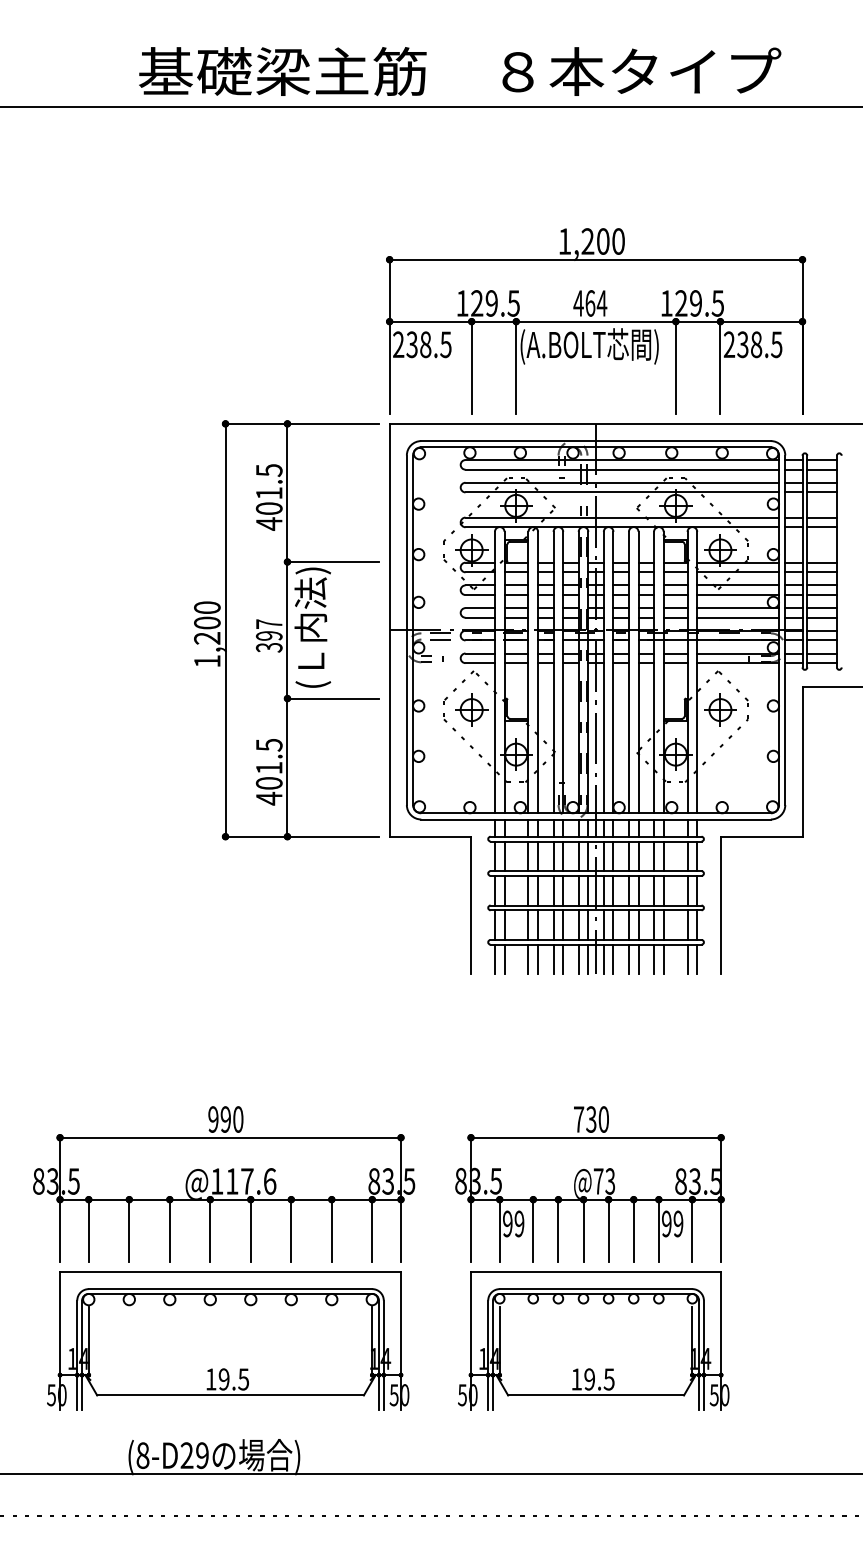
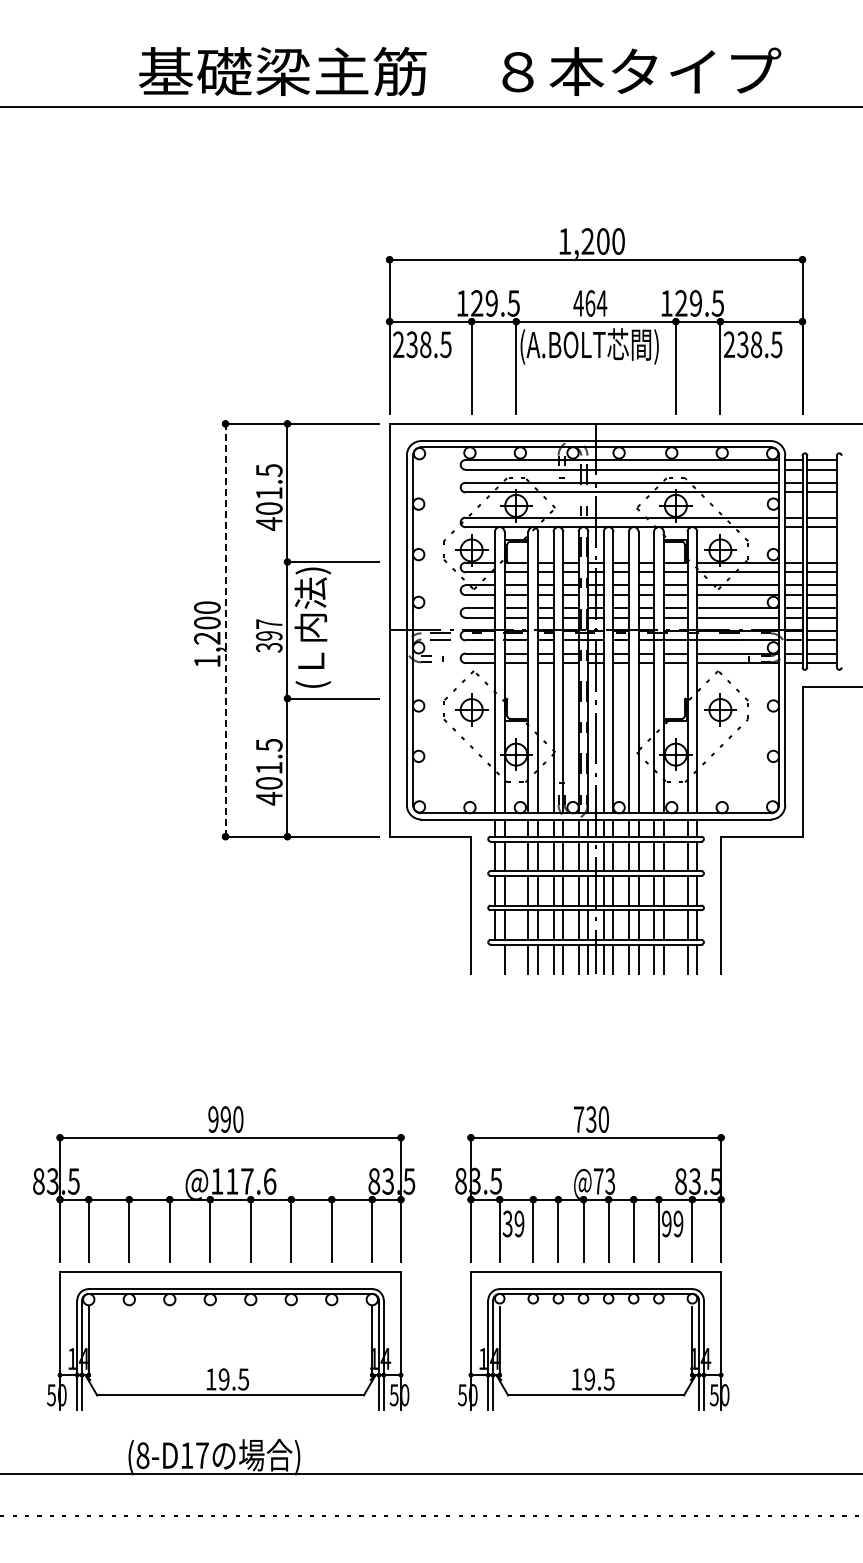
line: solid -> dashed (225, 629)
line: present -> none (494, 959)
text: 99 -> 39 (507, 1223)
text: (8-D29 -> (8-D17 (194, 1455)
